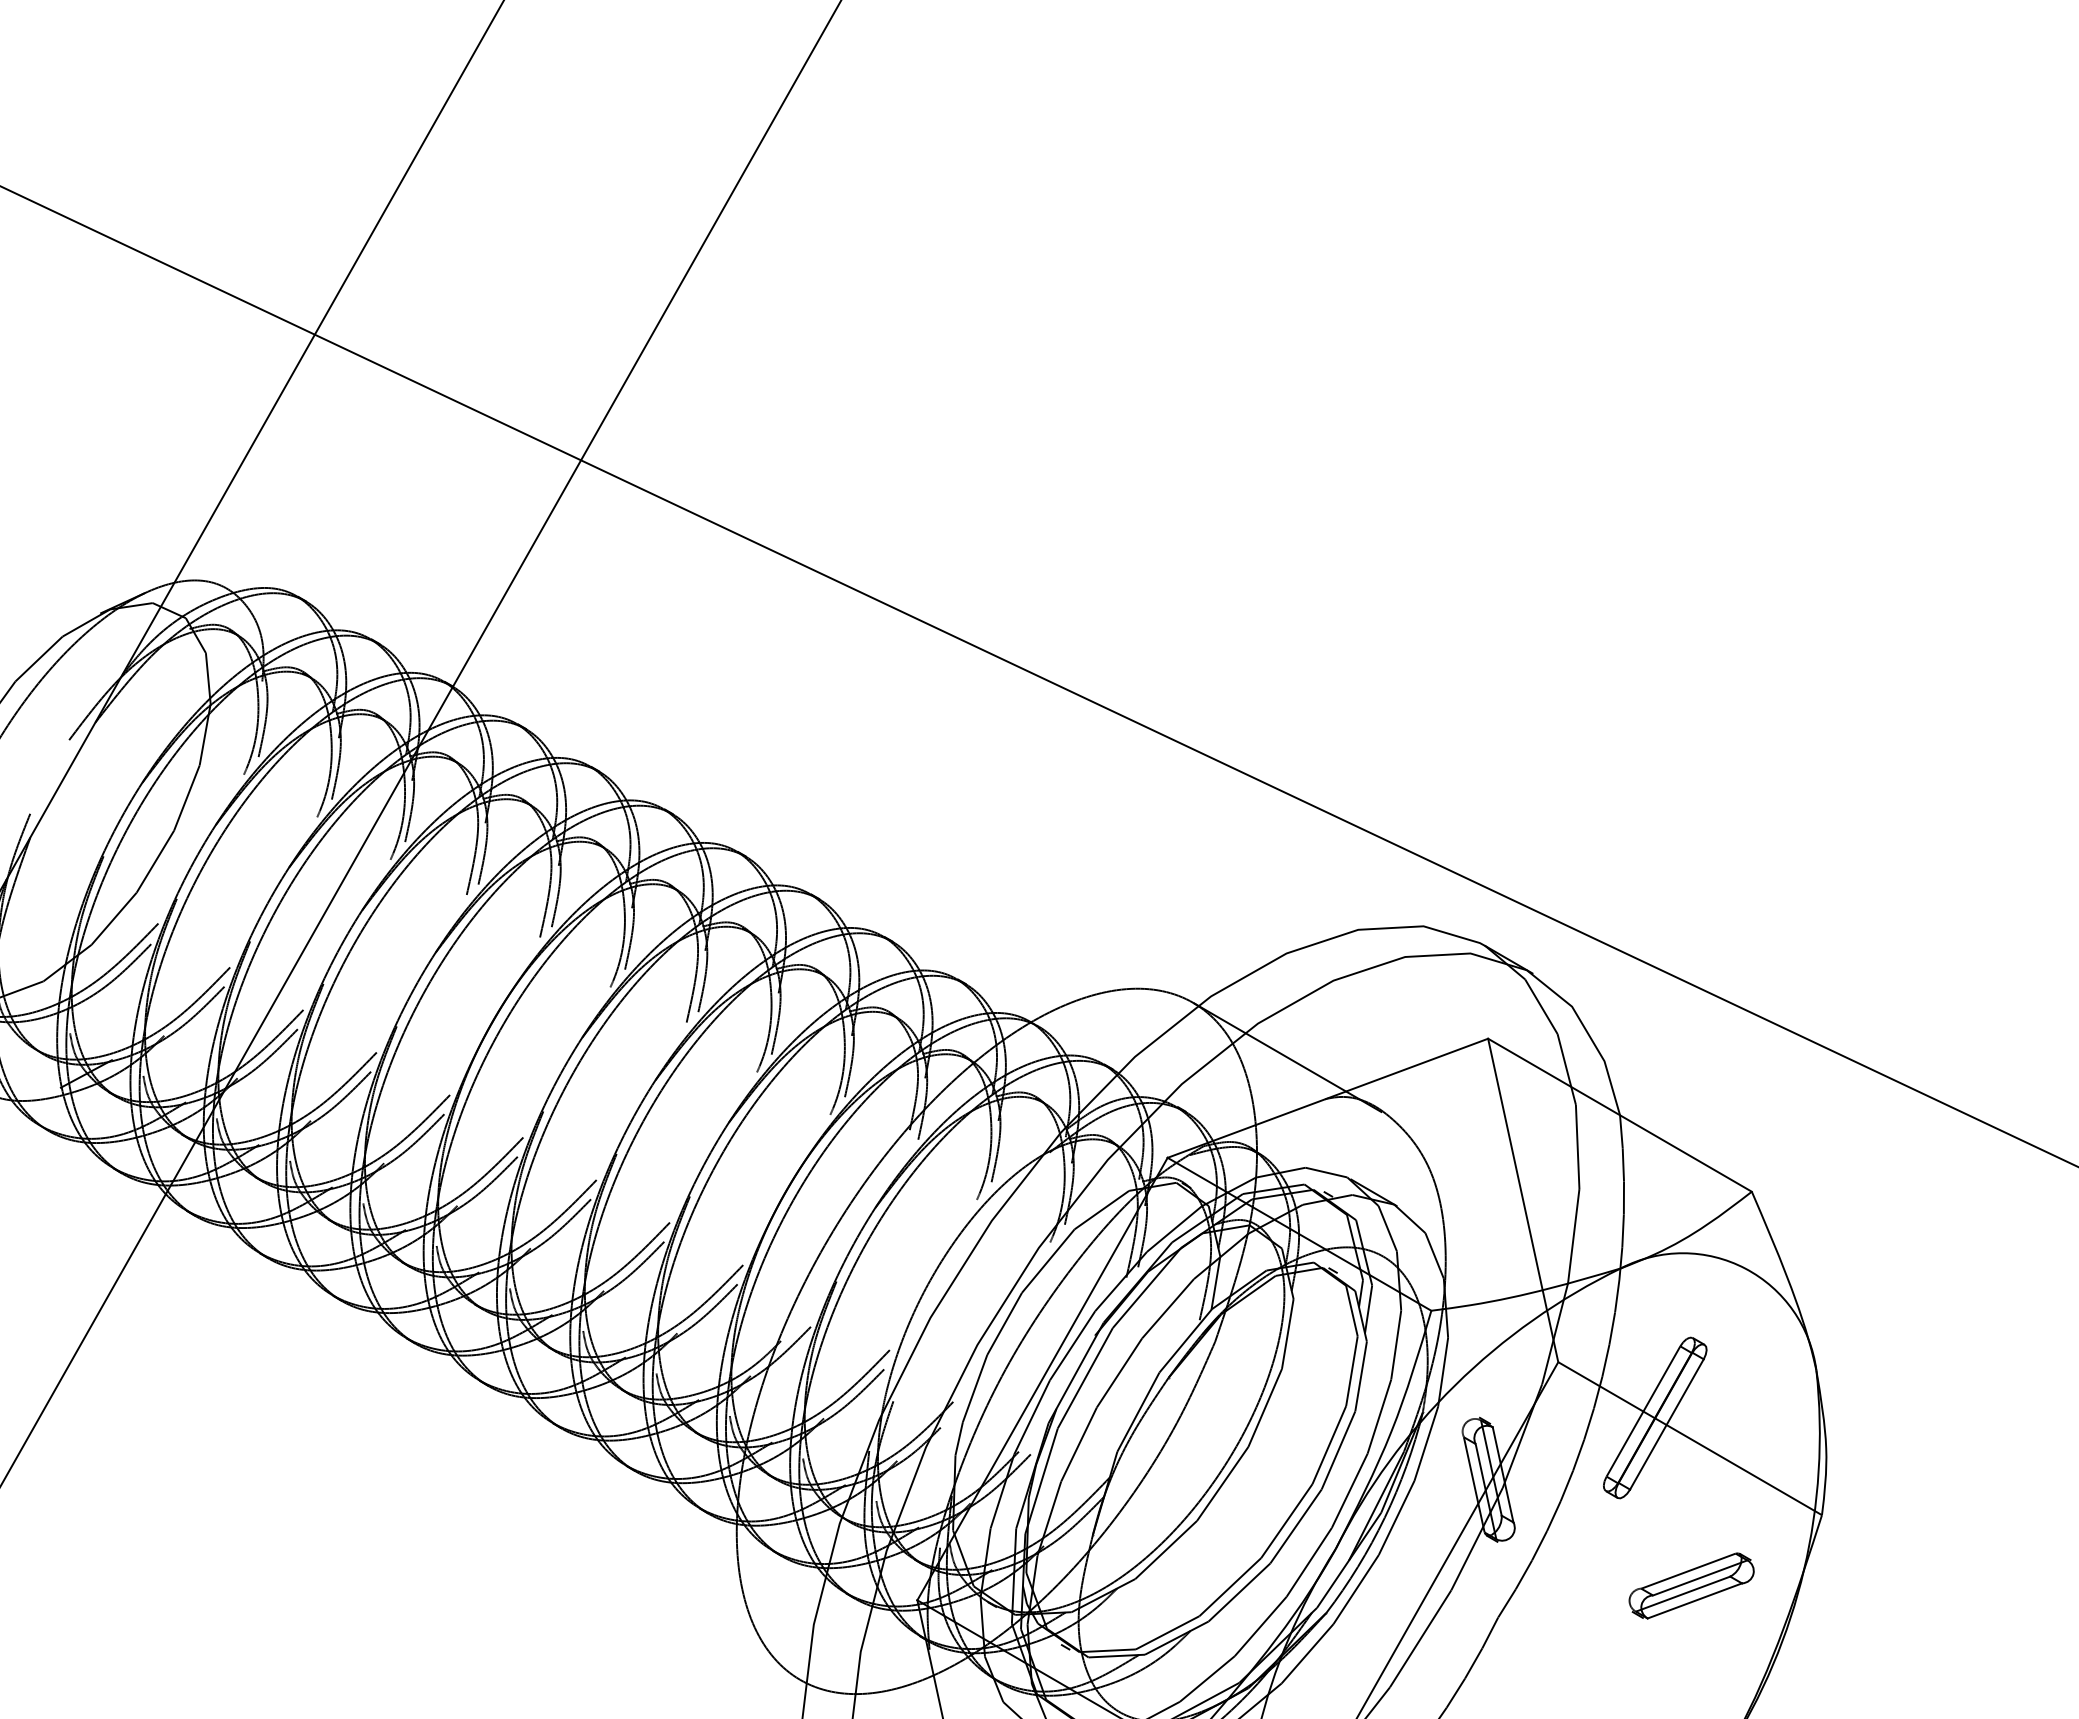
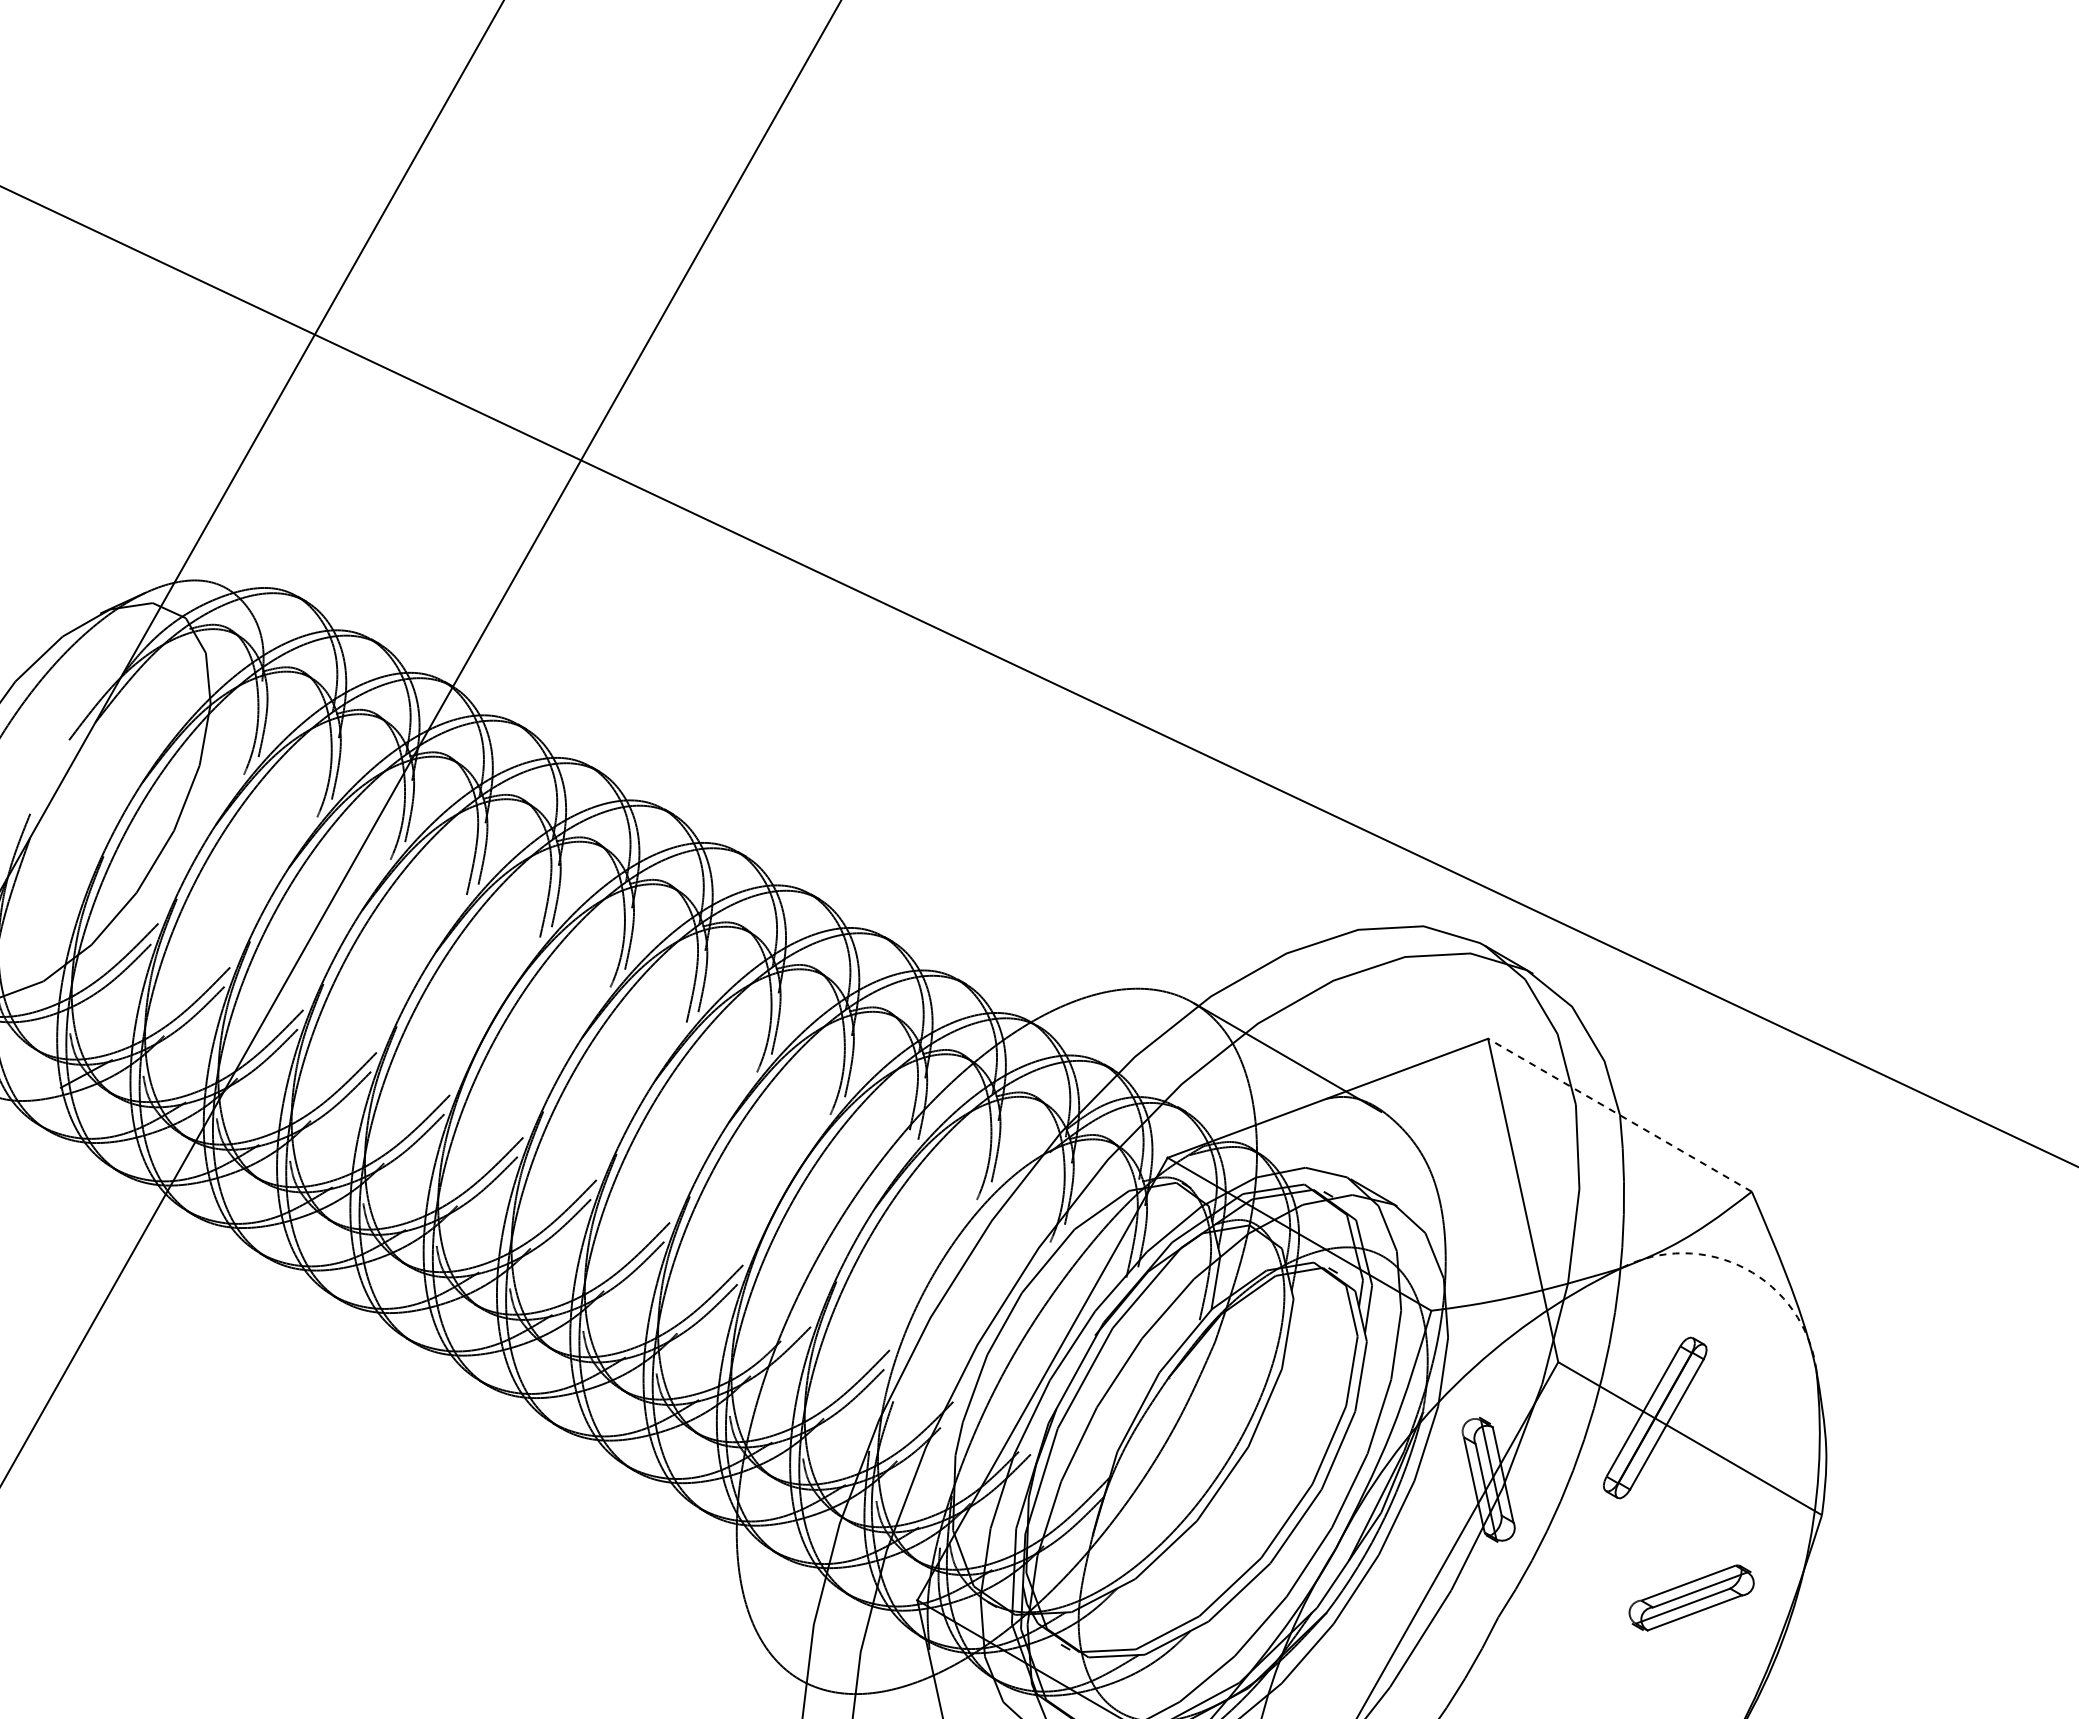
line: solid -> dashed (1619, 1114)
arc: solid -> dashed (1745, 1268)
part position: (1691, 1585) -> (1691, 1597) (1691, 1597)
